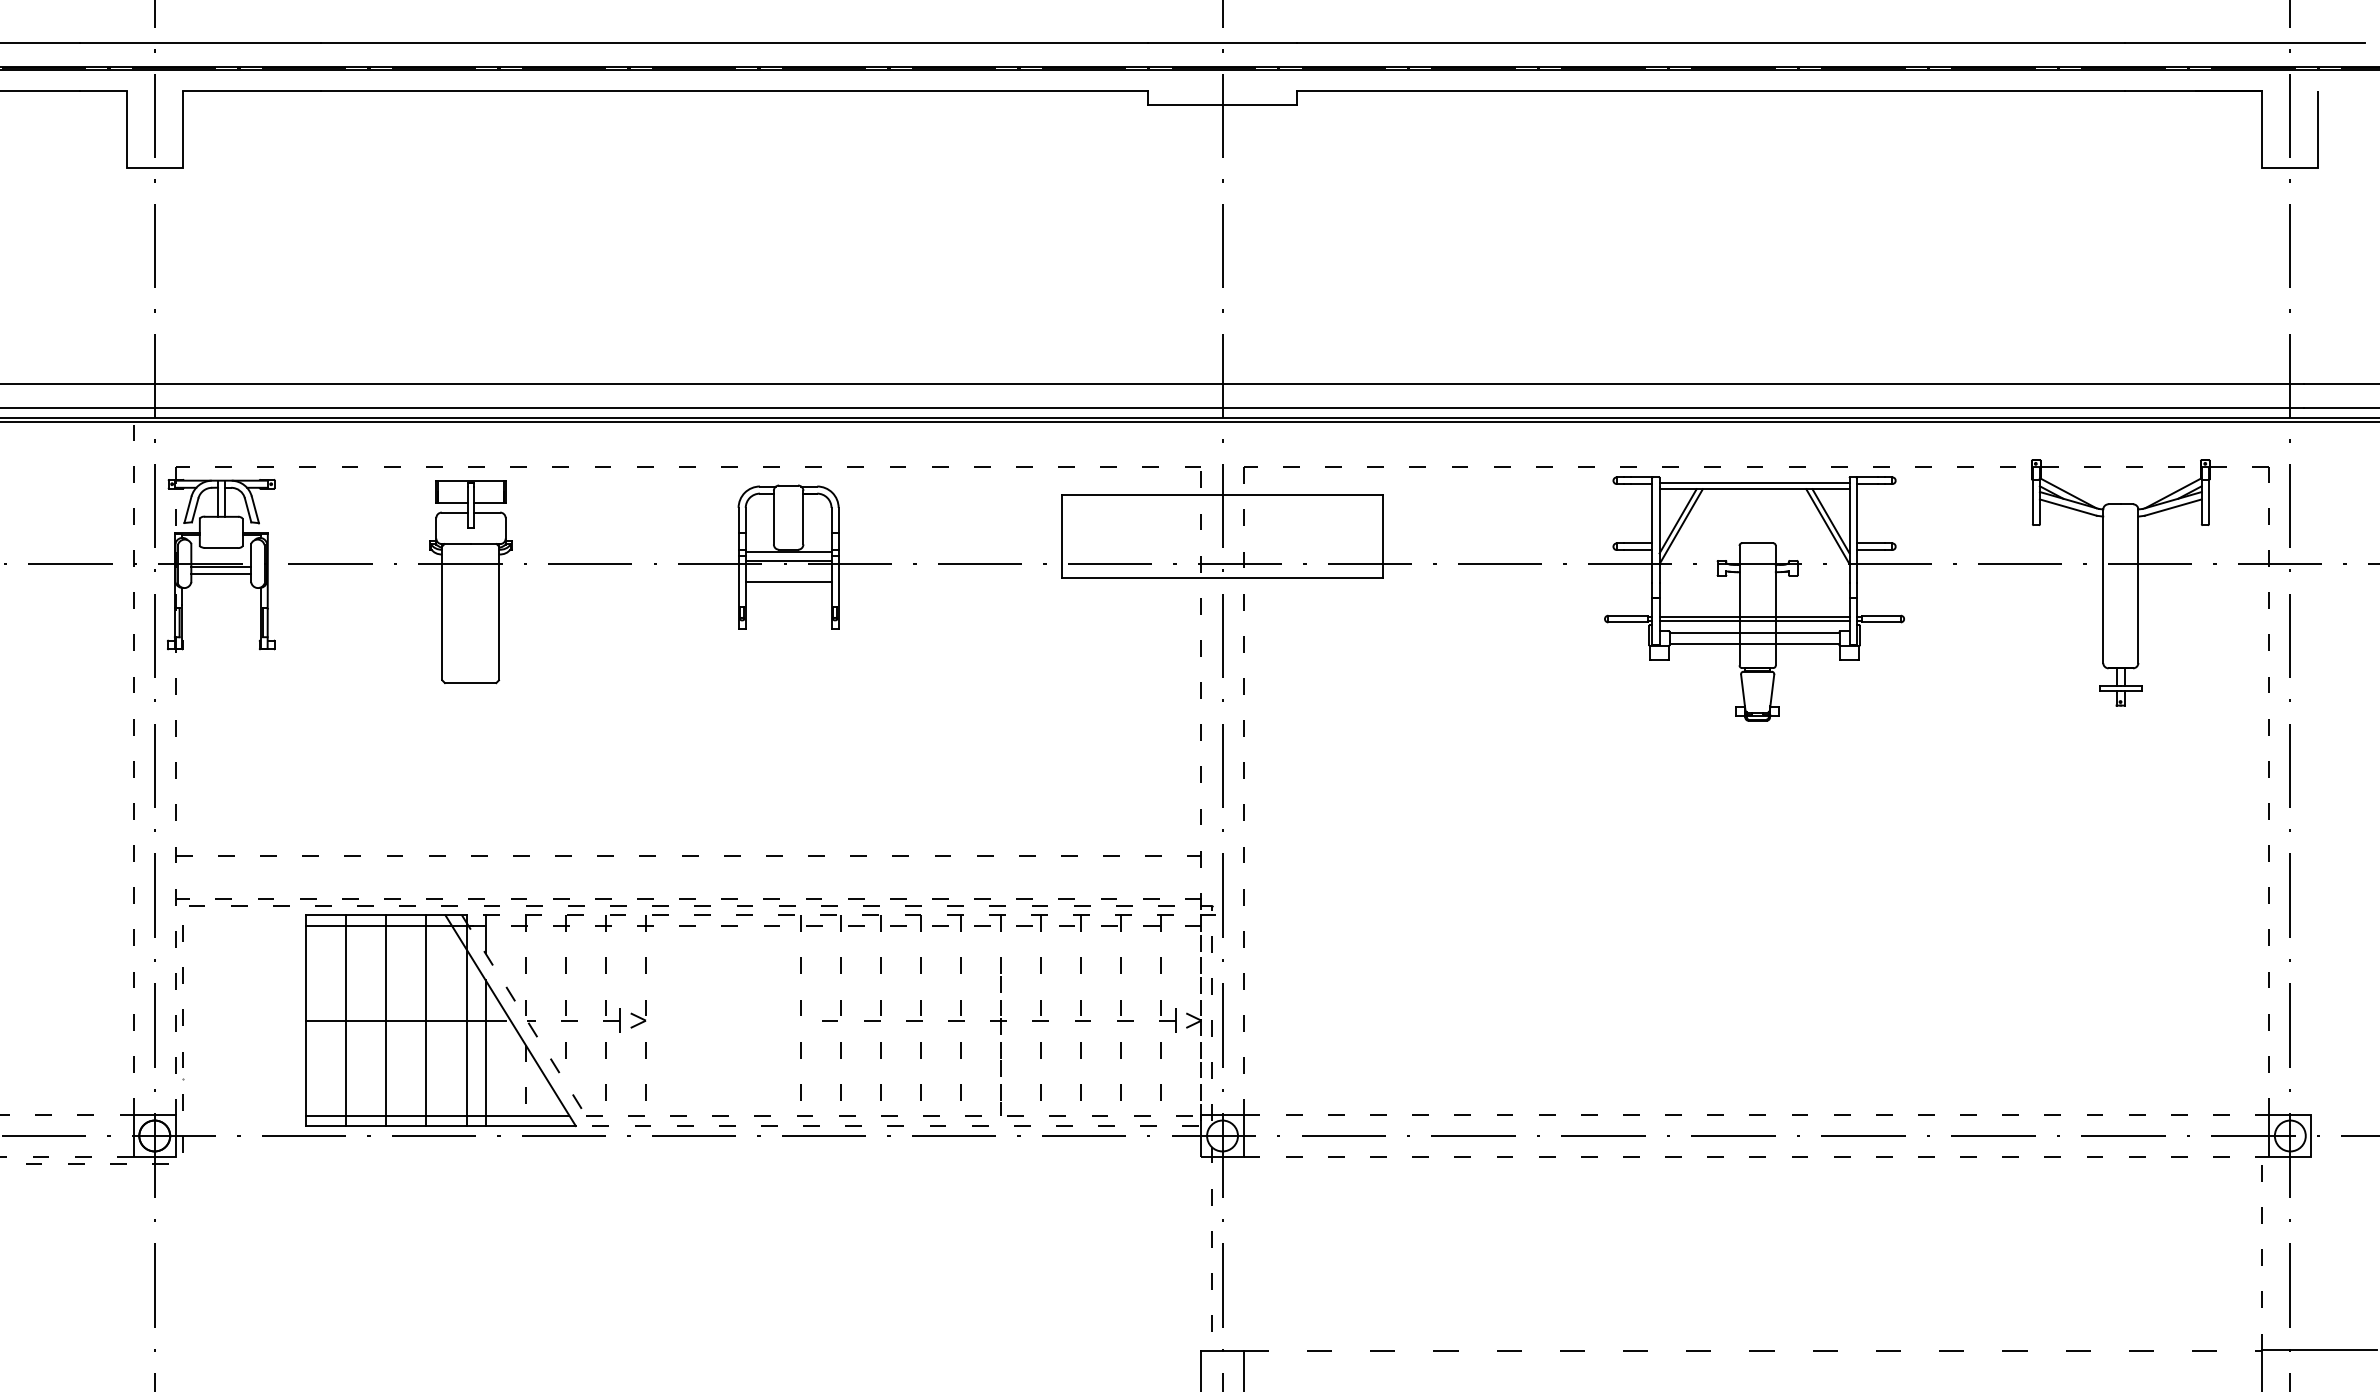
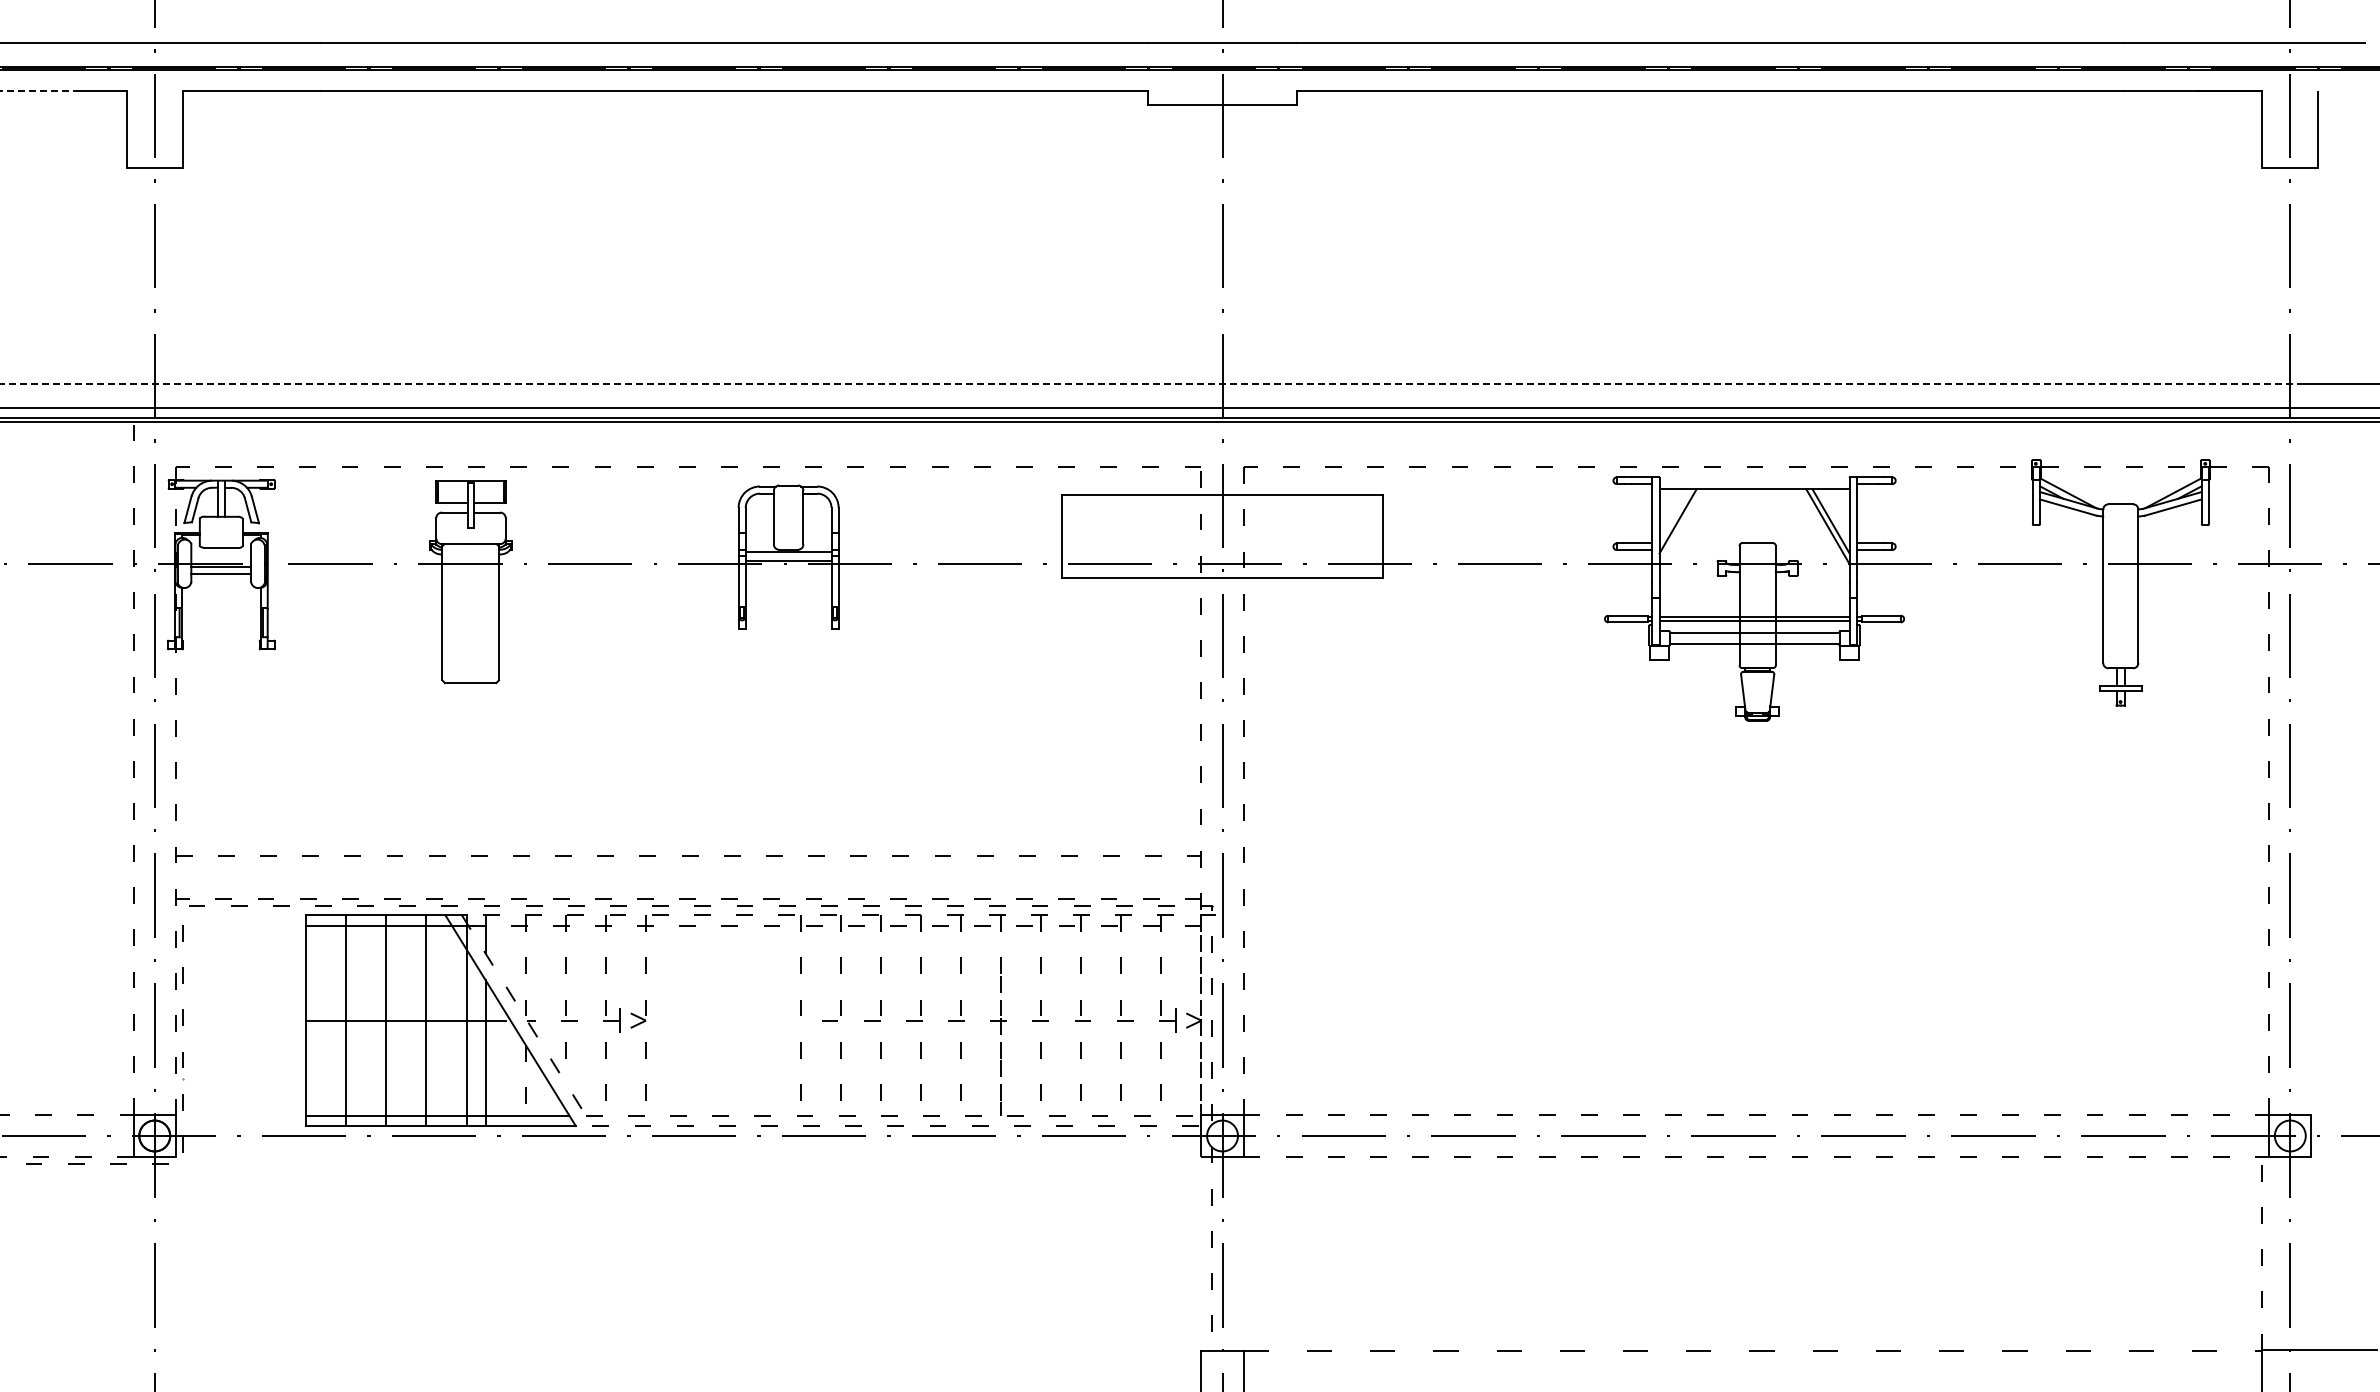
line: solid -> dashed (40, 90)
line: solid -> dashed (1152, 384)
line: present -> none (1754, 482)
line: present -> none (1680, 526)
line: present -> none (788, 582)
